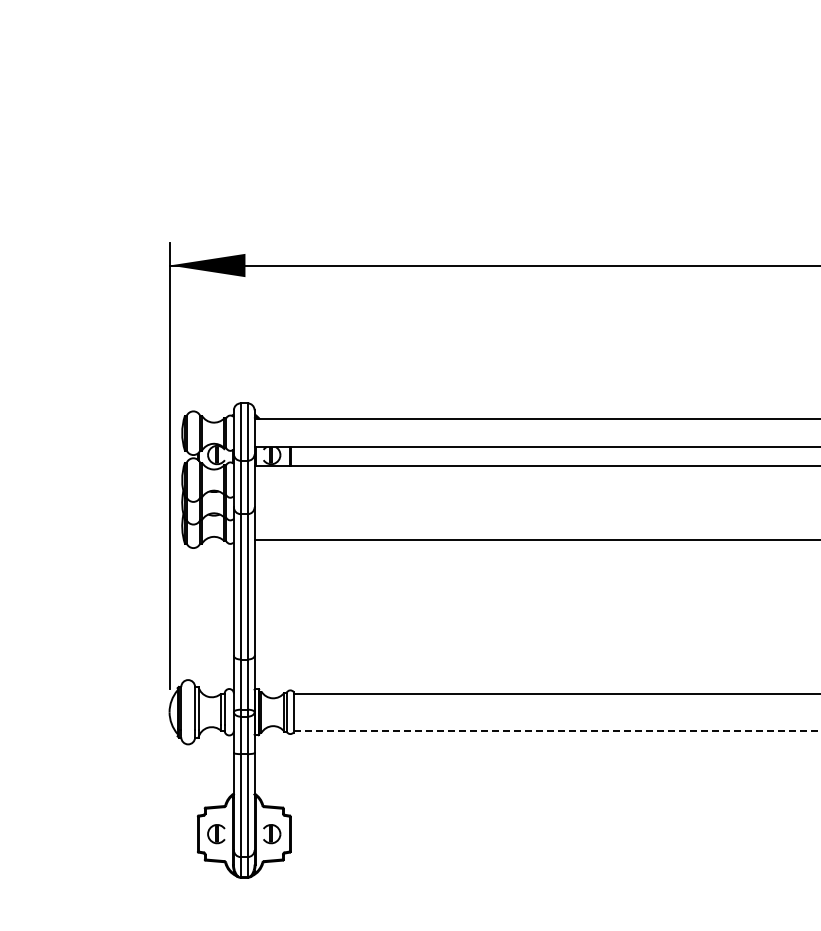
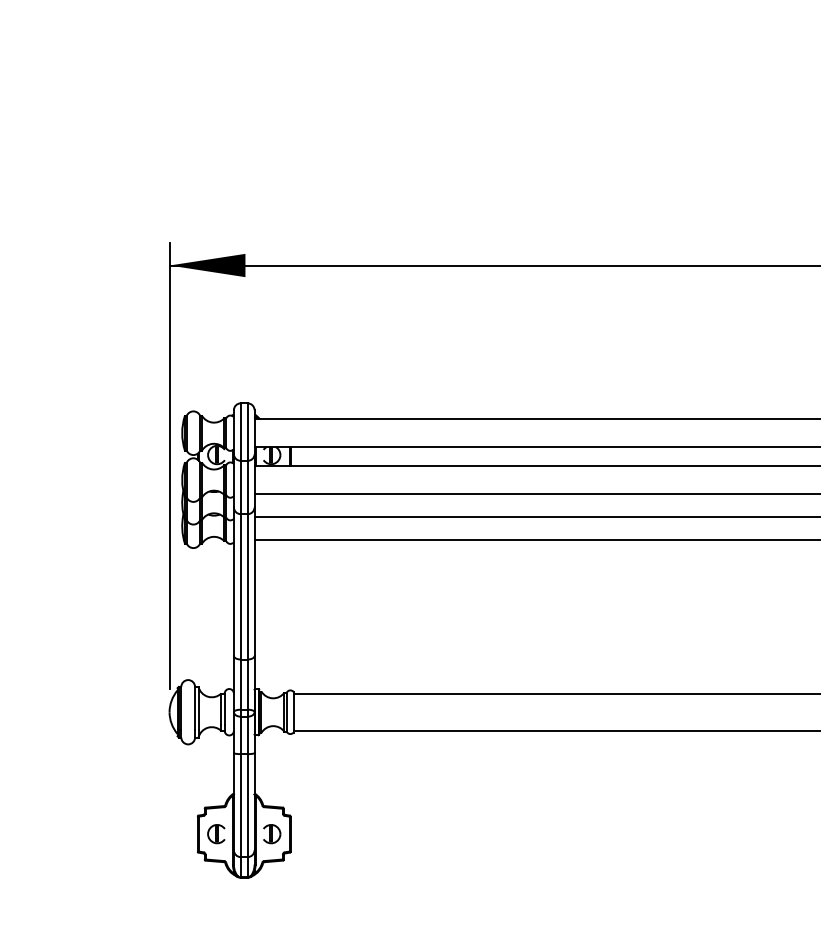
line: none -> present (535, 493)
line: none -> present (535, 516)
line: dashed -> solid (557, 730)
